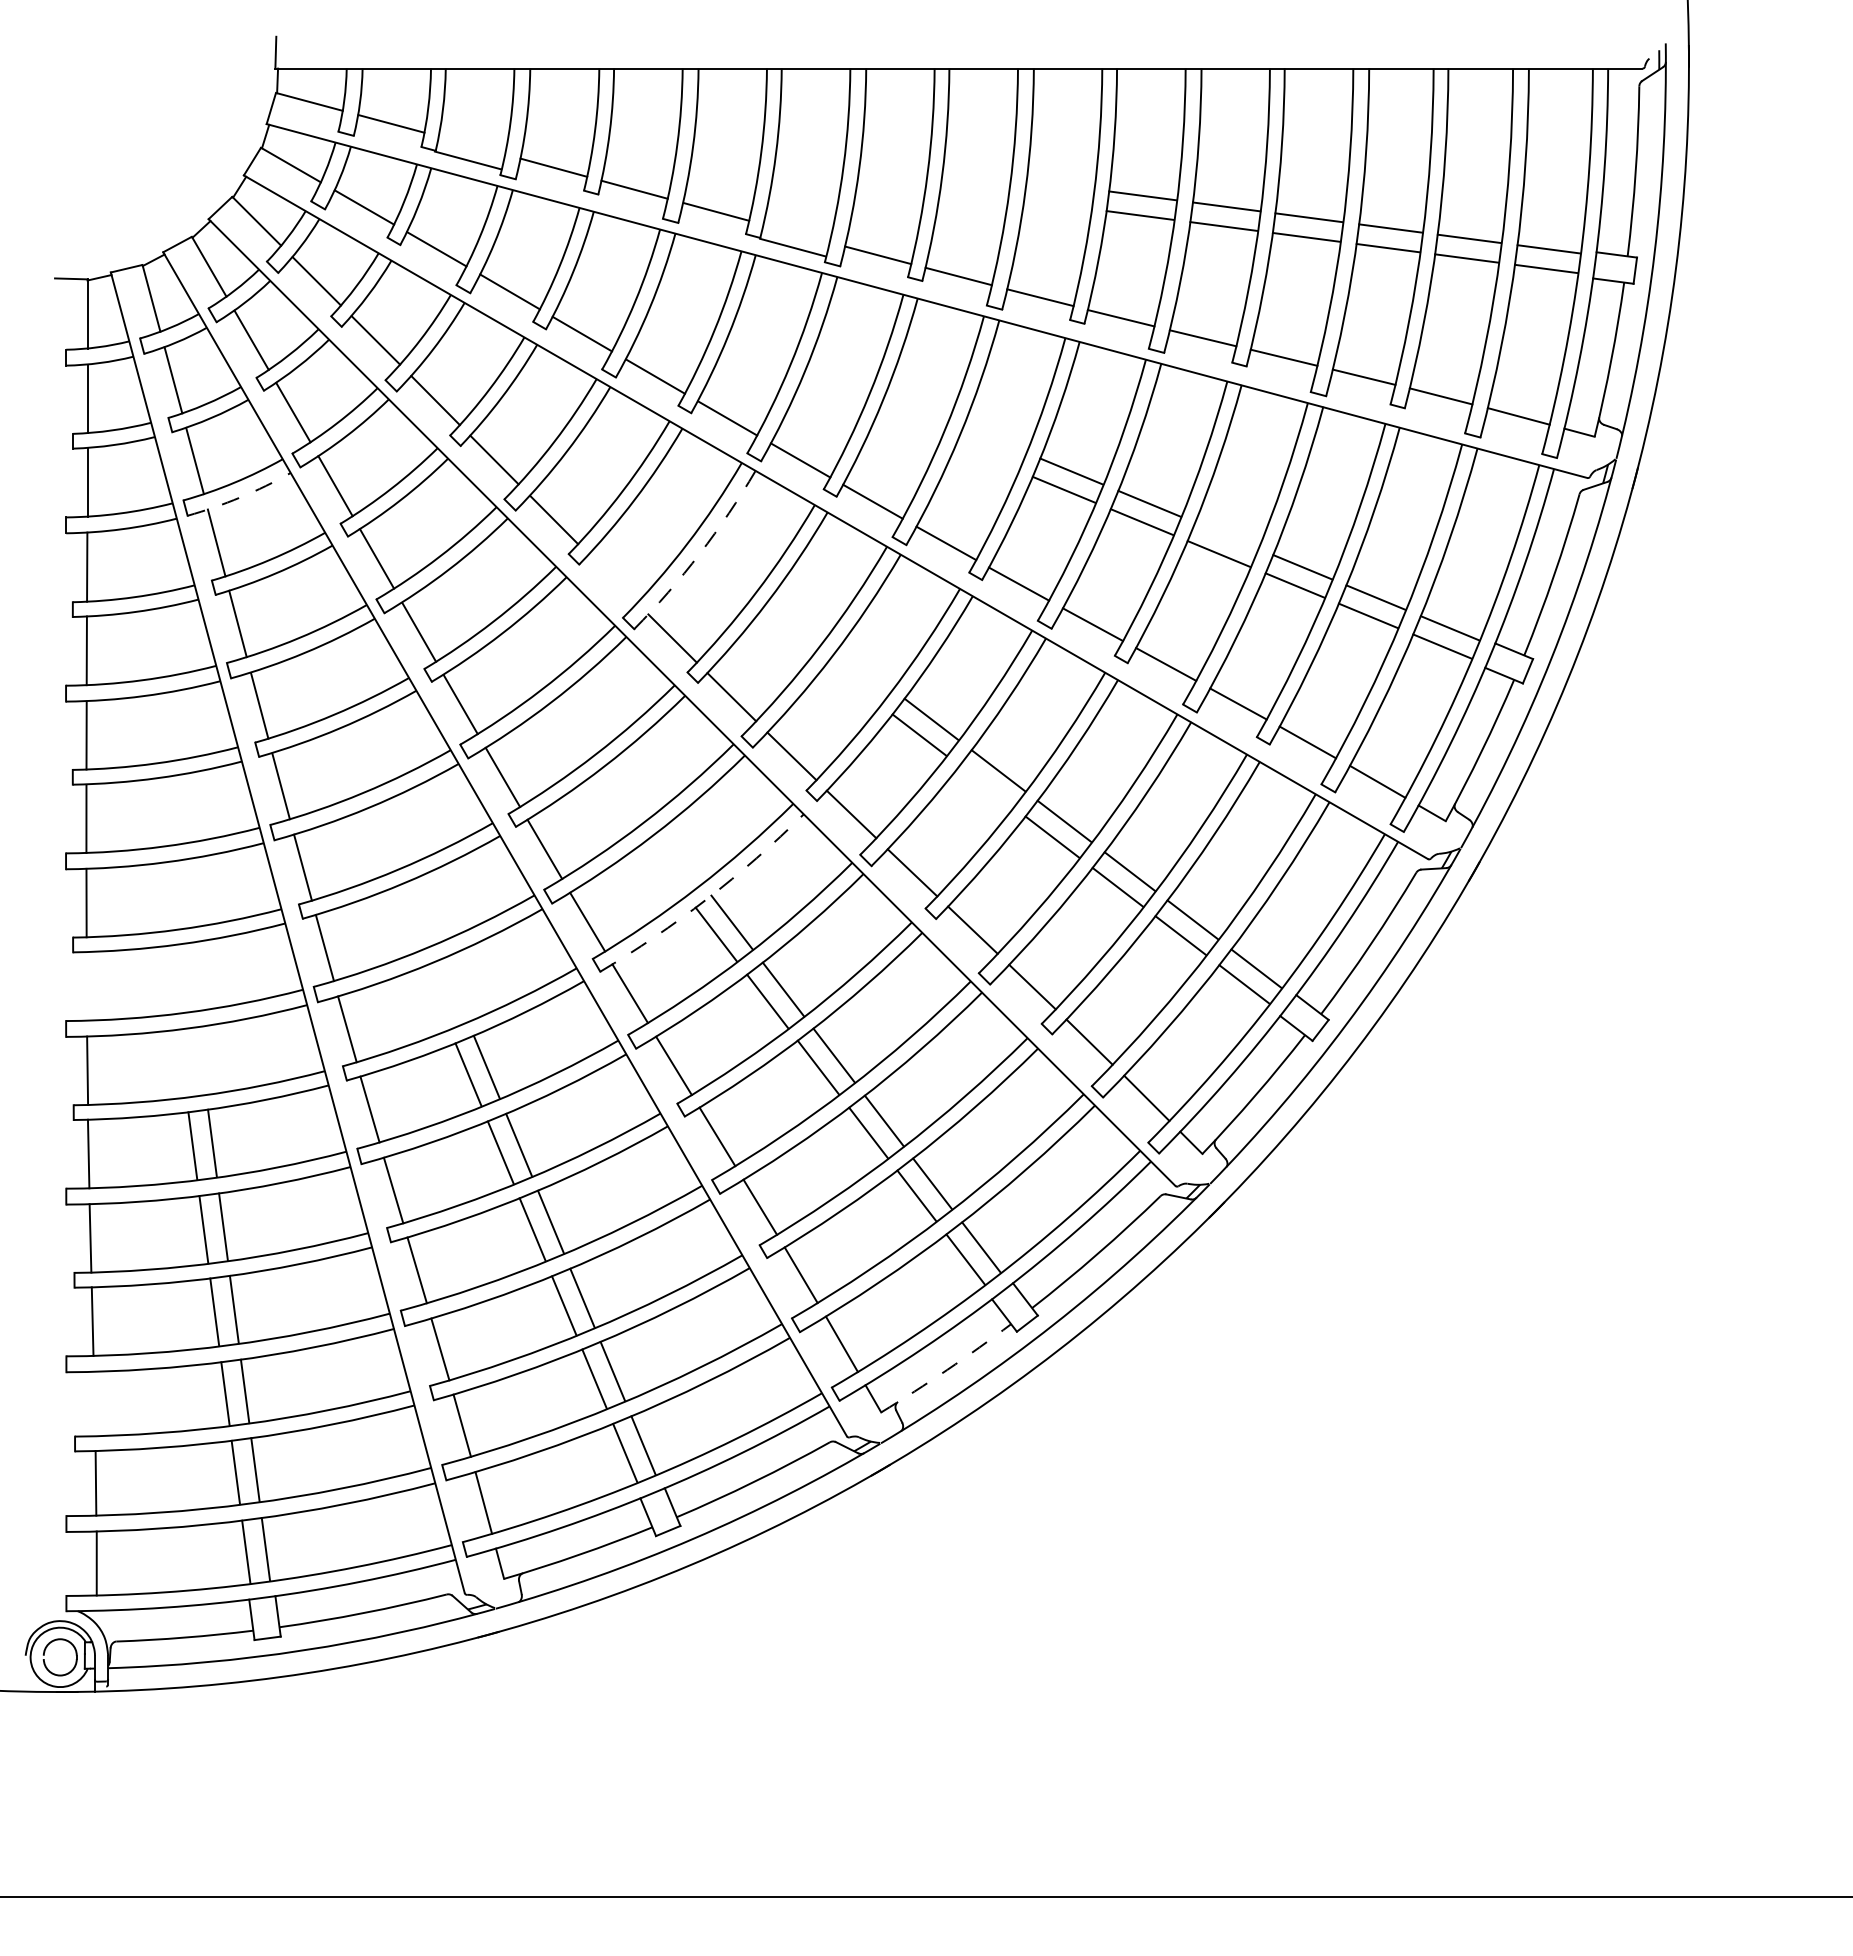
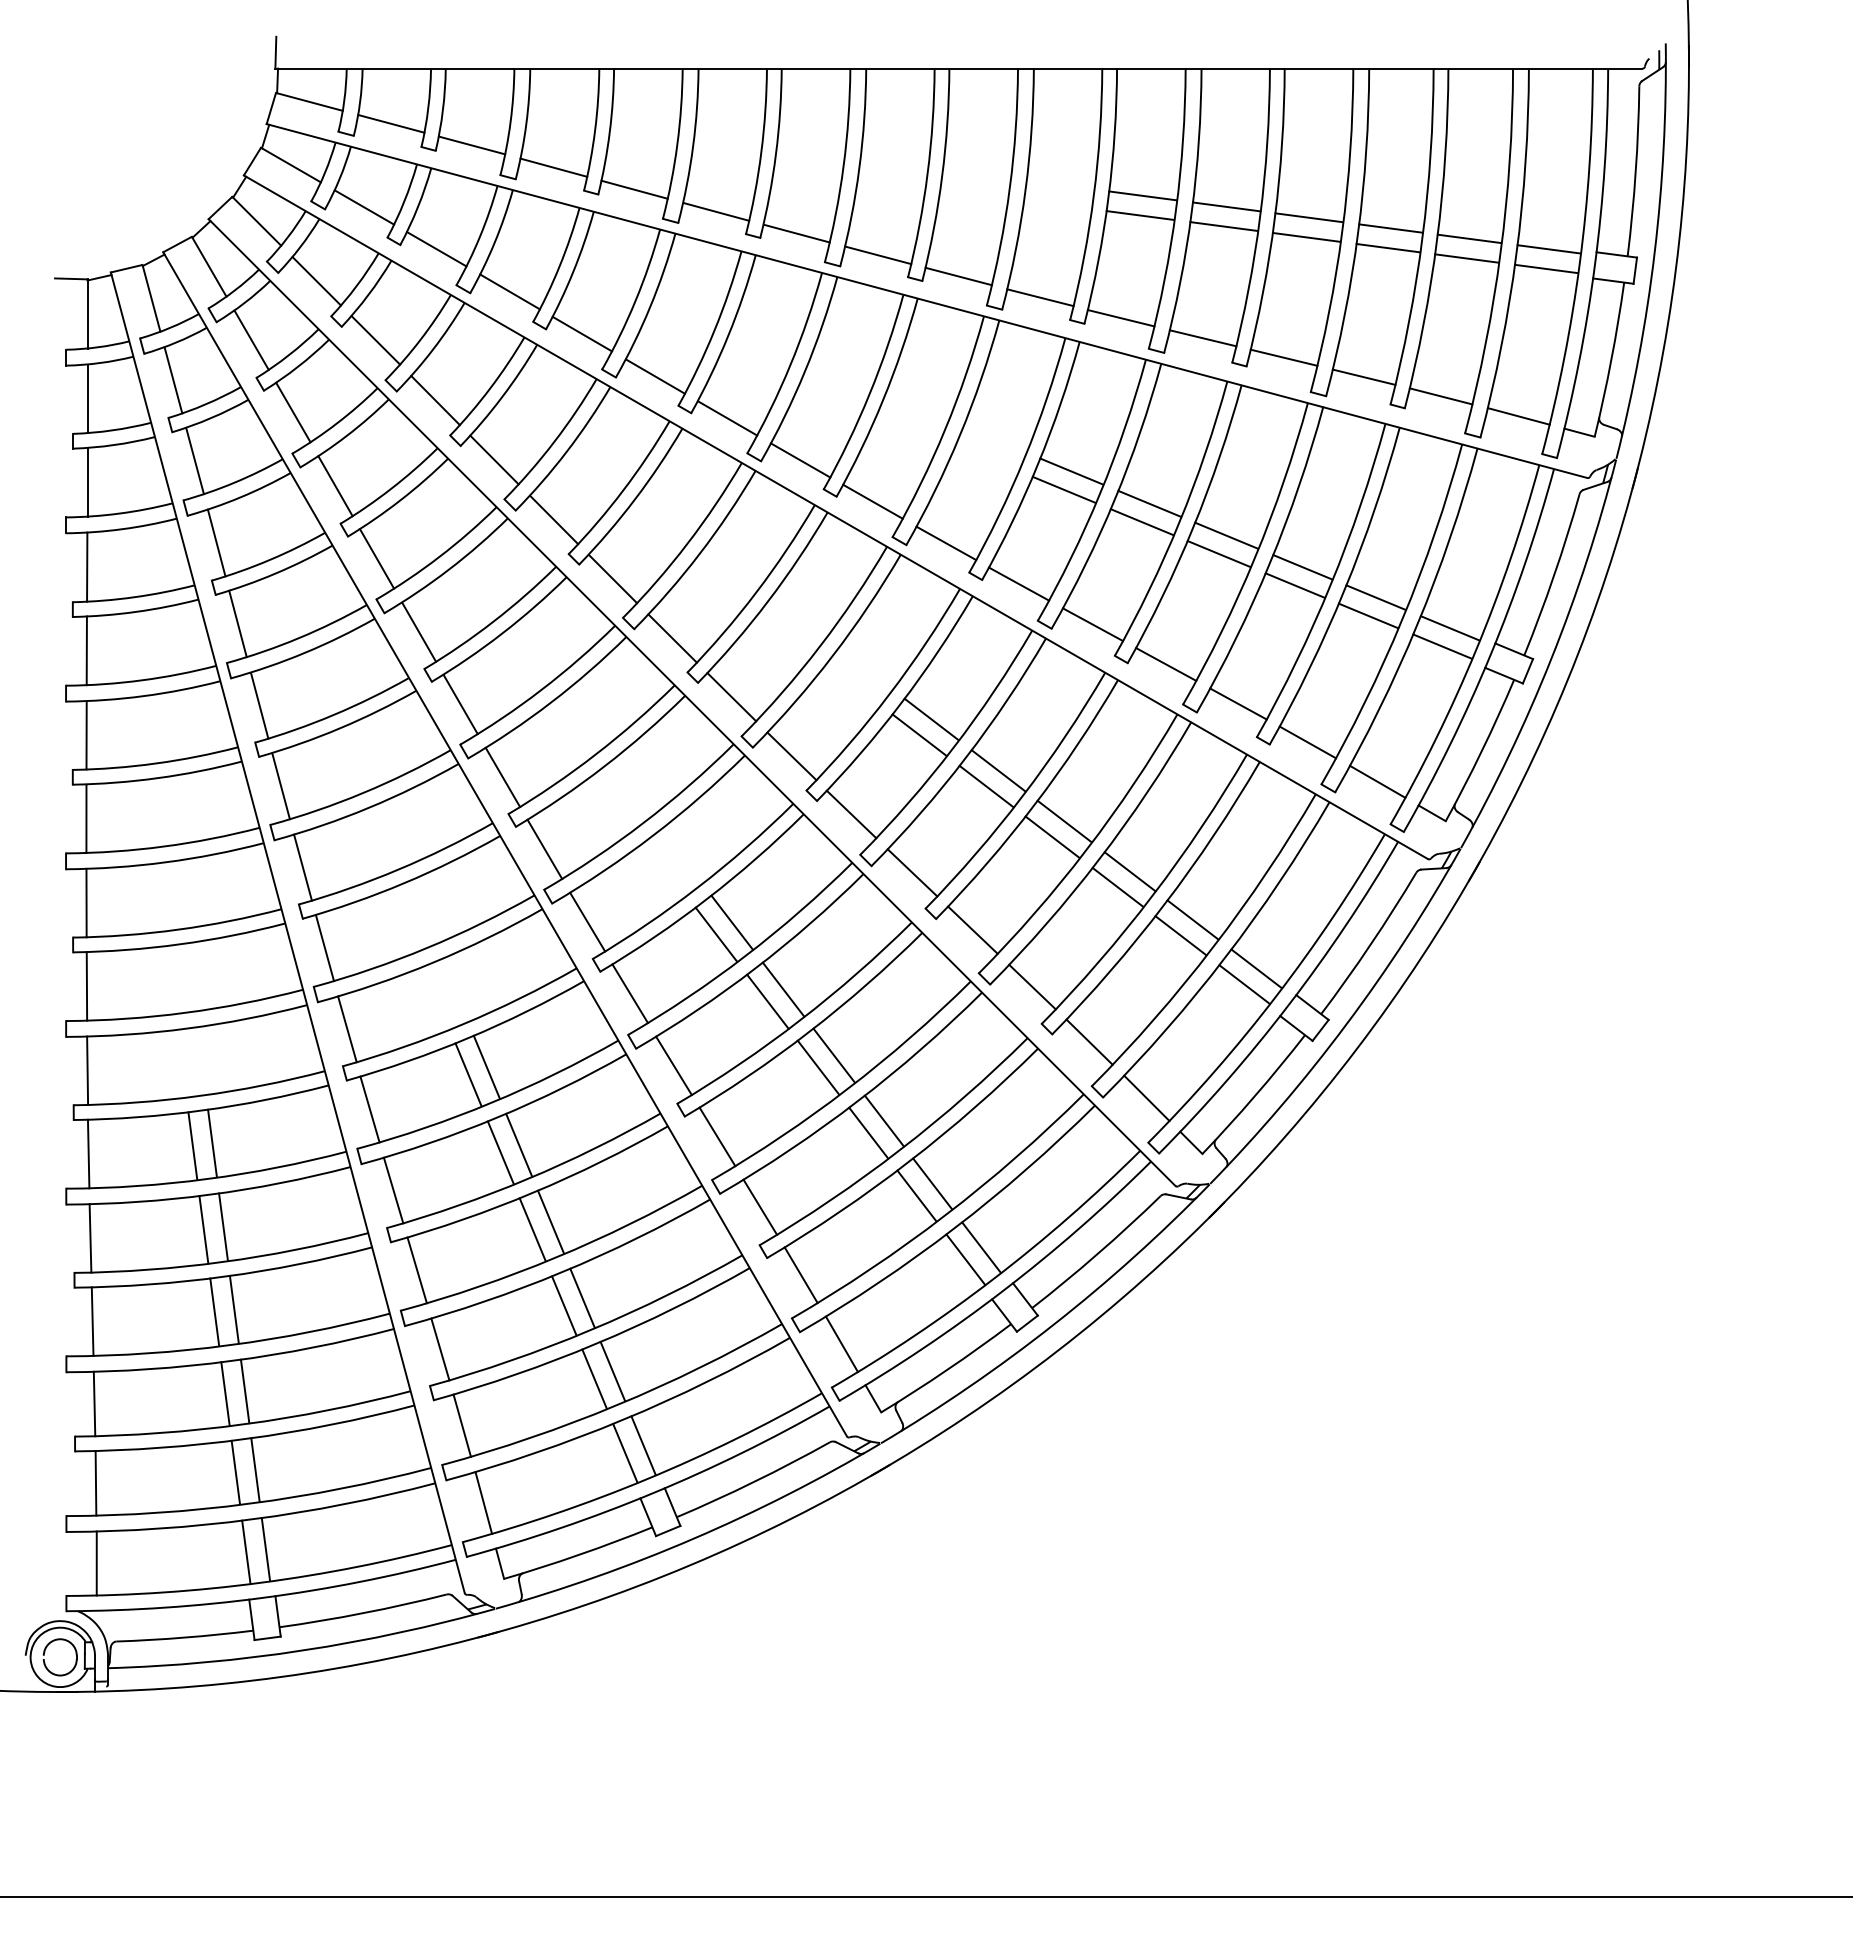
line position: (467, 160) -> (471, 145) (471, 145)
line position: (792, 247) -> (796, 233) (796, 233)
arc: dashed -> solid (240, 497)
line: none -> present (1226, 535)
arc: dashed -> solid (699, 553)
line: none -> present (613, 579)
line: none -> present (986, 786)
arc: dashed -> solid (706, 899)
line: none -> present (86, 986)
arc: dashed -> solid (947, 1369)
line: none -> present (94, 1403)
